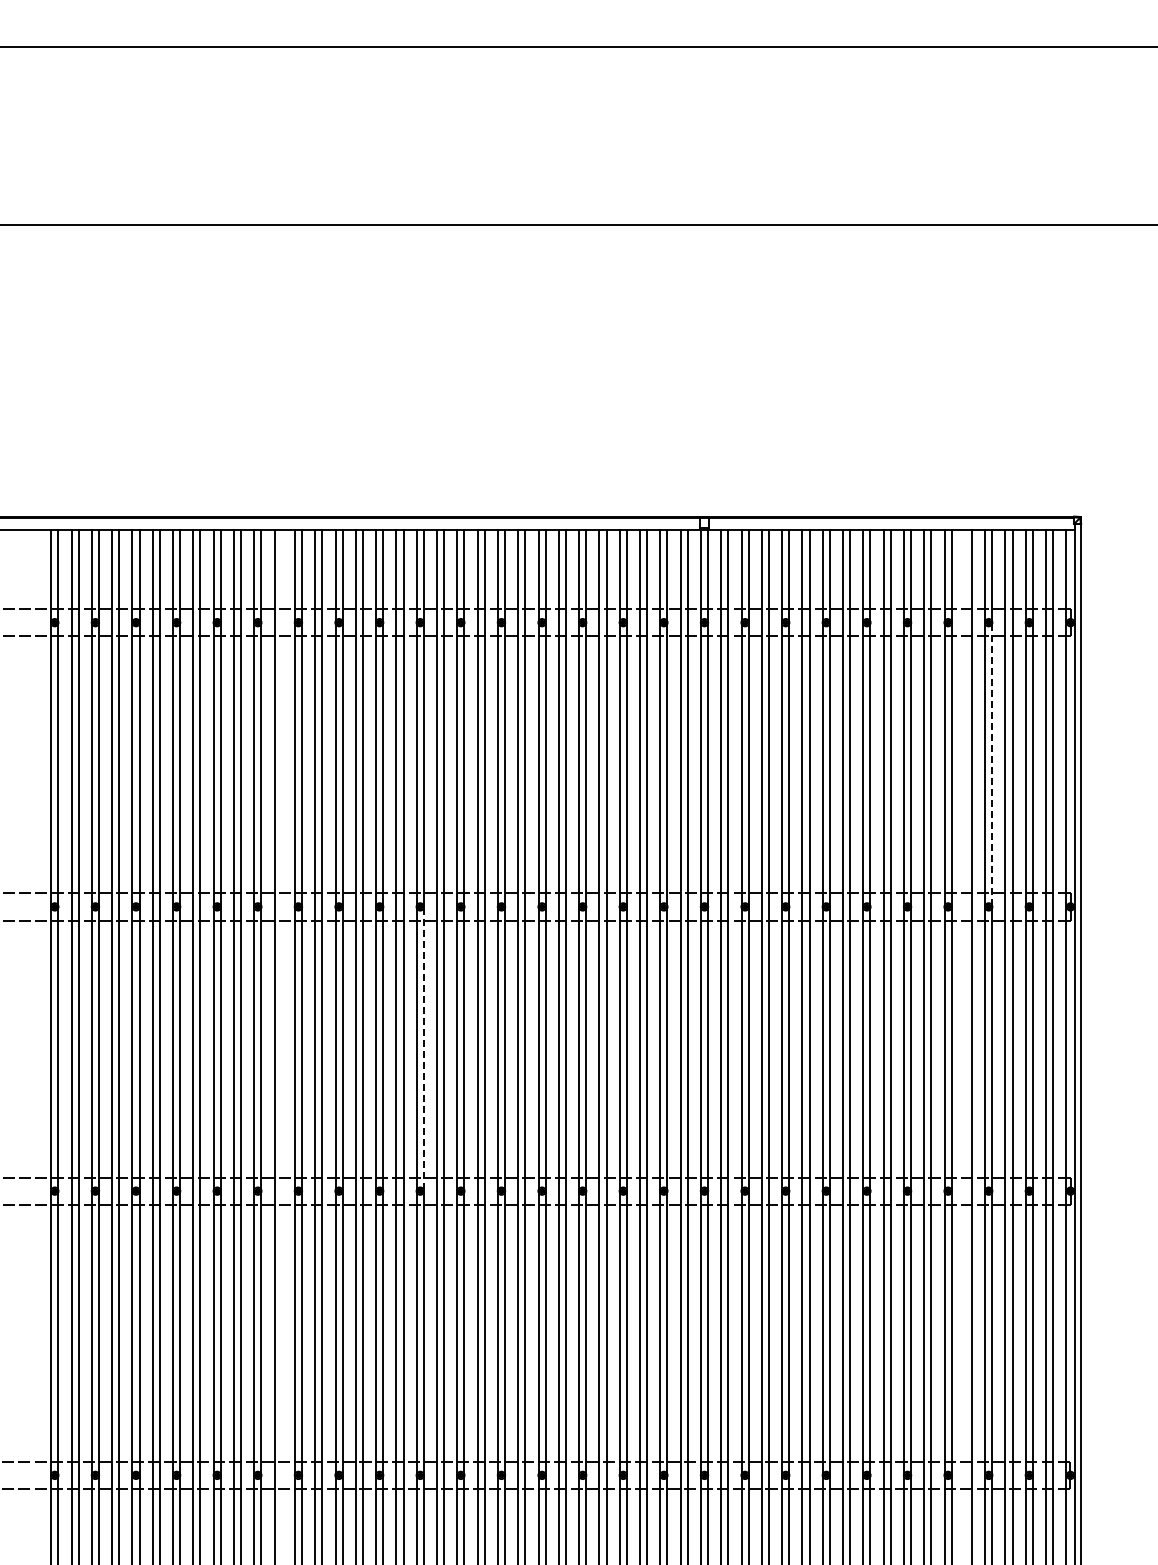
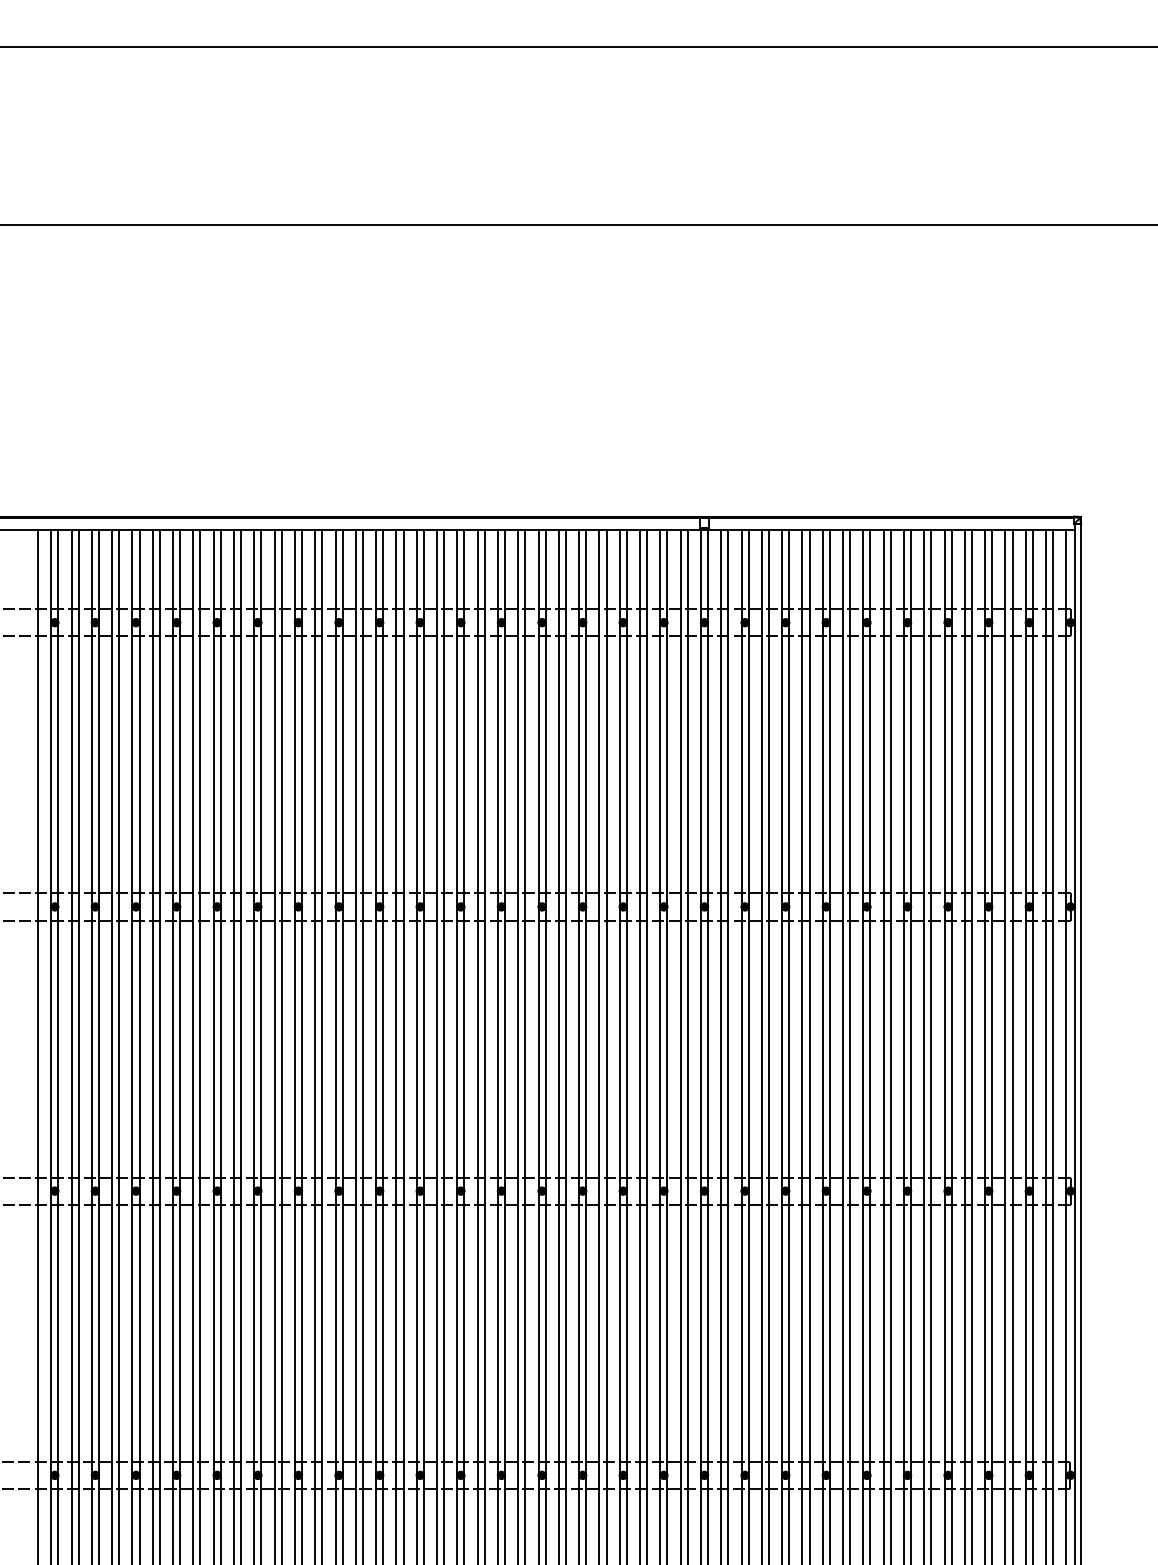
line: dashed -> solid (992, 764)
line: none -> present (38, 1045)
line: none -> present (281, 1045)
line: none -> present (964, 1045)
line: dashed -> solid (423, 1048)
